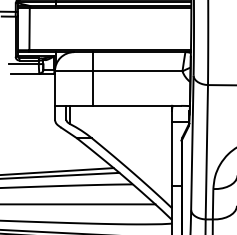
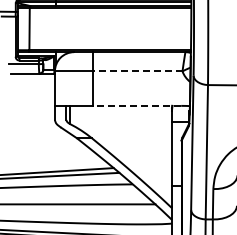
line: solid -> dashed (137, 71)
line: solid -> dashed (137, 105)
